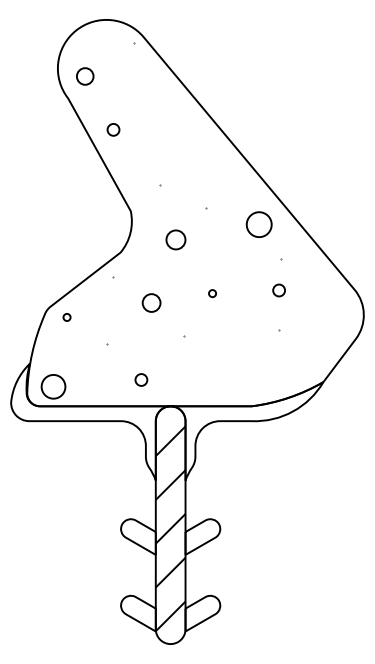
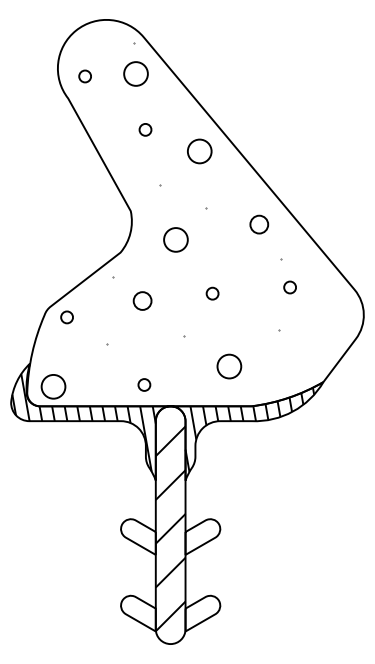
circle: none -> present (135, 73)
circle size: 19x19 px -> 14x15 px (84, 76)
circle position: (113, 129) -> (145, 129) (145, 129)
circle: none -> present (199, 151)
circle size: 28x27 px -> 21x21 px (259, 224)
circle size: 22x22 px -> 26x26 px (175, 239)
circle position: (278, 290) -> (289, 287) (289, 287)
circle size: 9x10 px -> 15x15 px (212, 293)
circle position: (151, 302) -> (142, 300) (142, 300)
circle size: 10x9 px -> 14x15 px (66, 317)
circle: none -> present (229, 366)
circle position: (141, 379) -> (144, 384) (144, 384)
hatch: none -> present (88, 422)
hatch: none -> present (245, 429)
